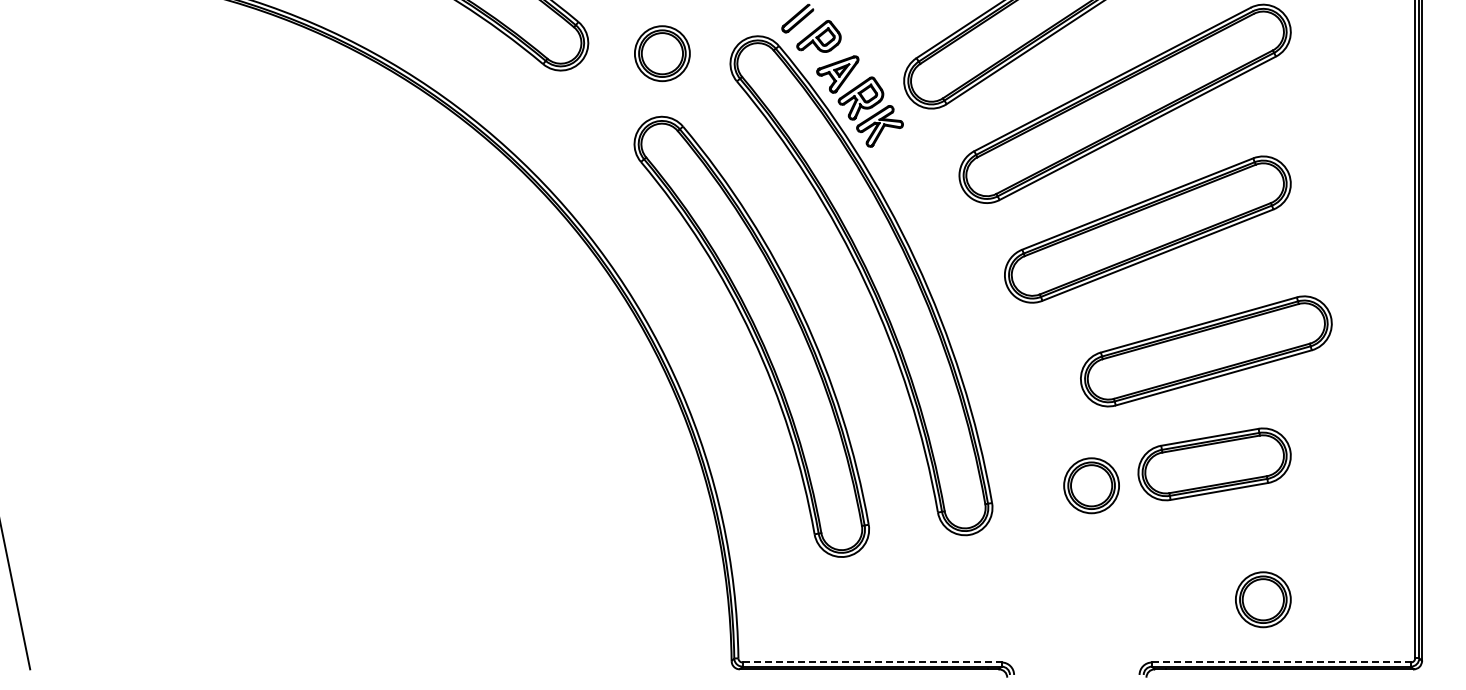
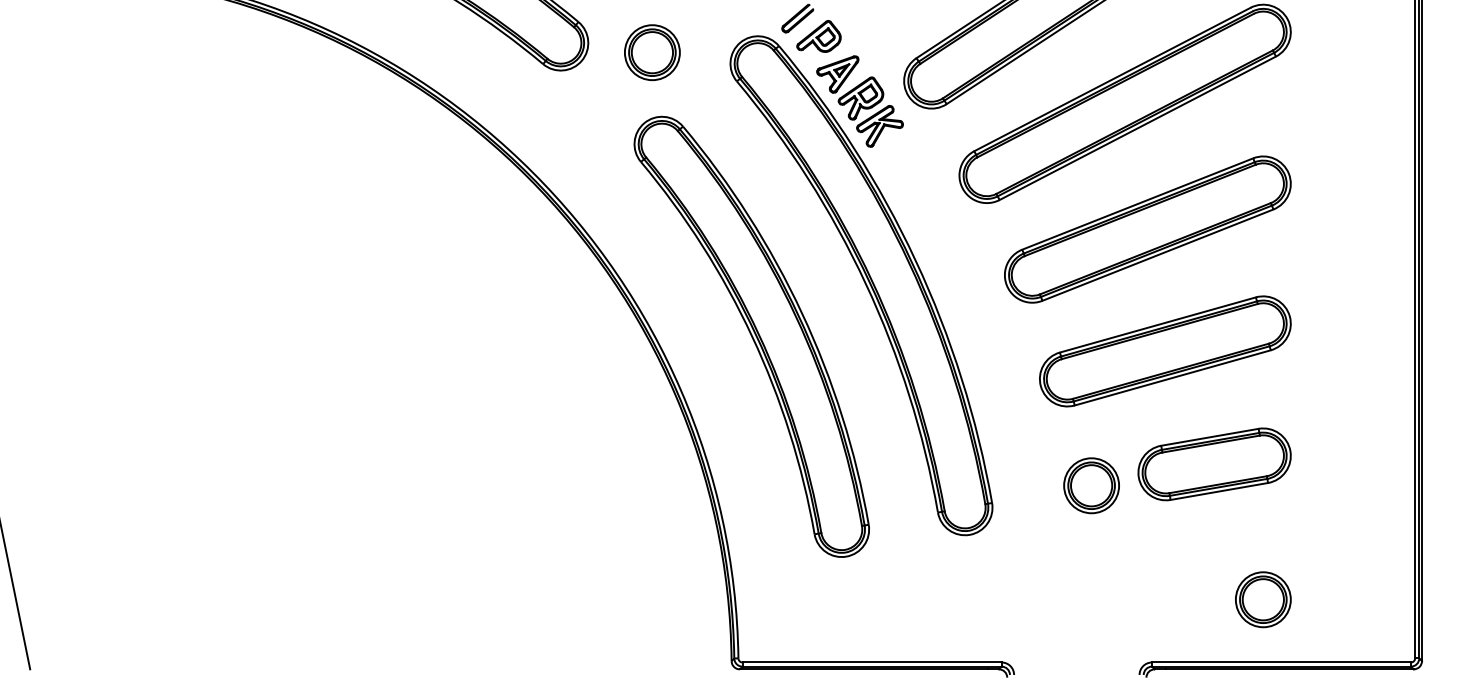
part position: (662, 53) -> (652, 52) (652, 52)
part position: (1206, 351) -> (1165, 351) (1165, 351)
line: dashed -> solid (872, 662)
line: dashed -> solid (1282, 662)
